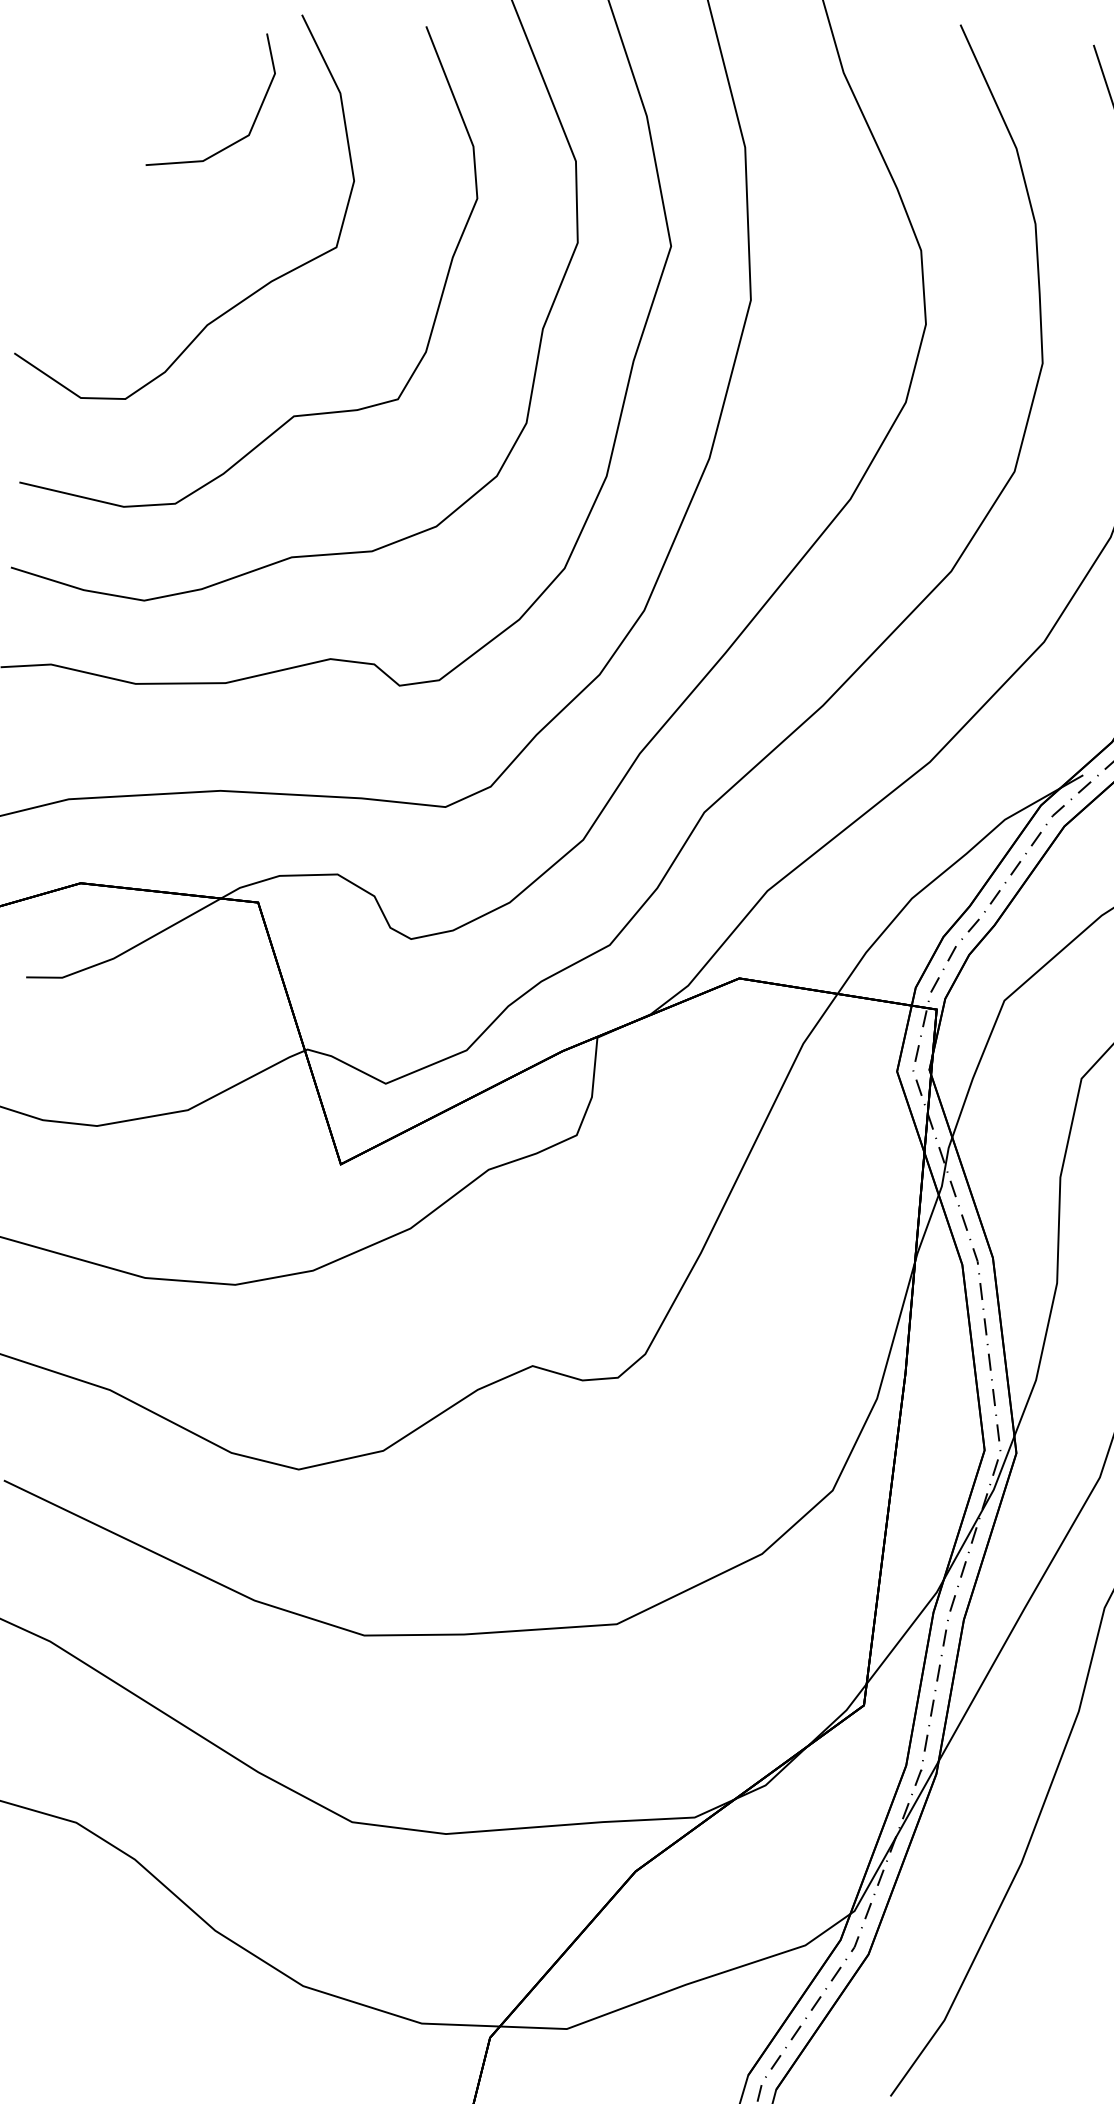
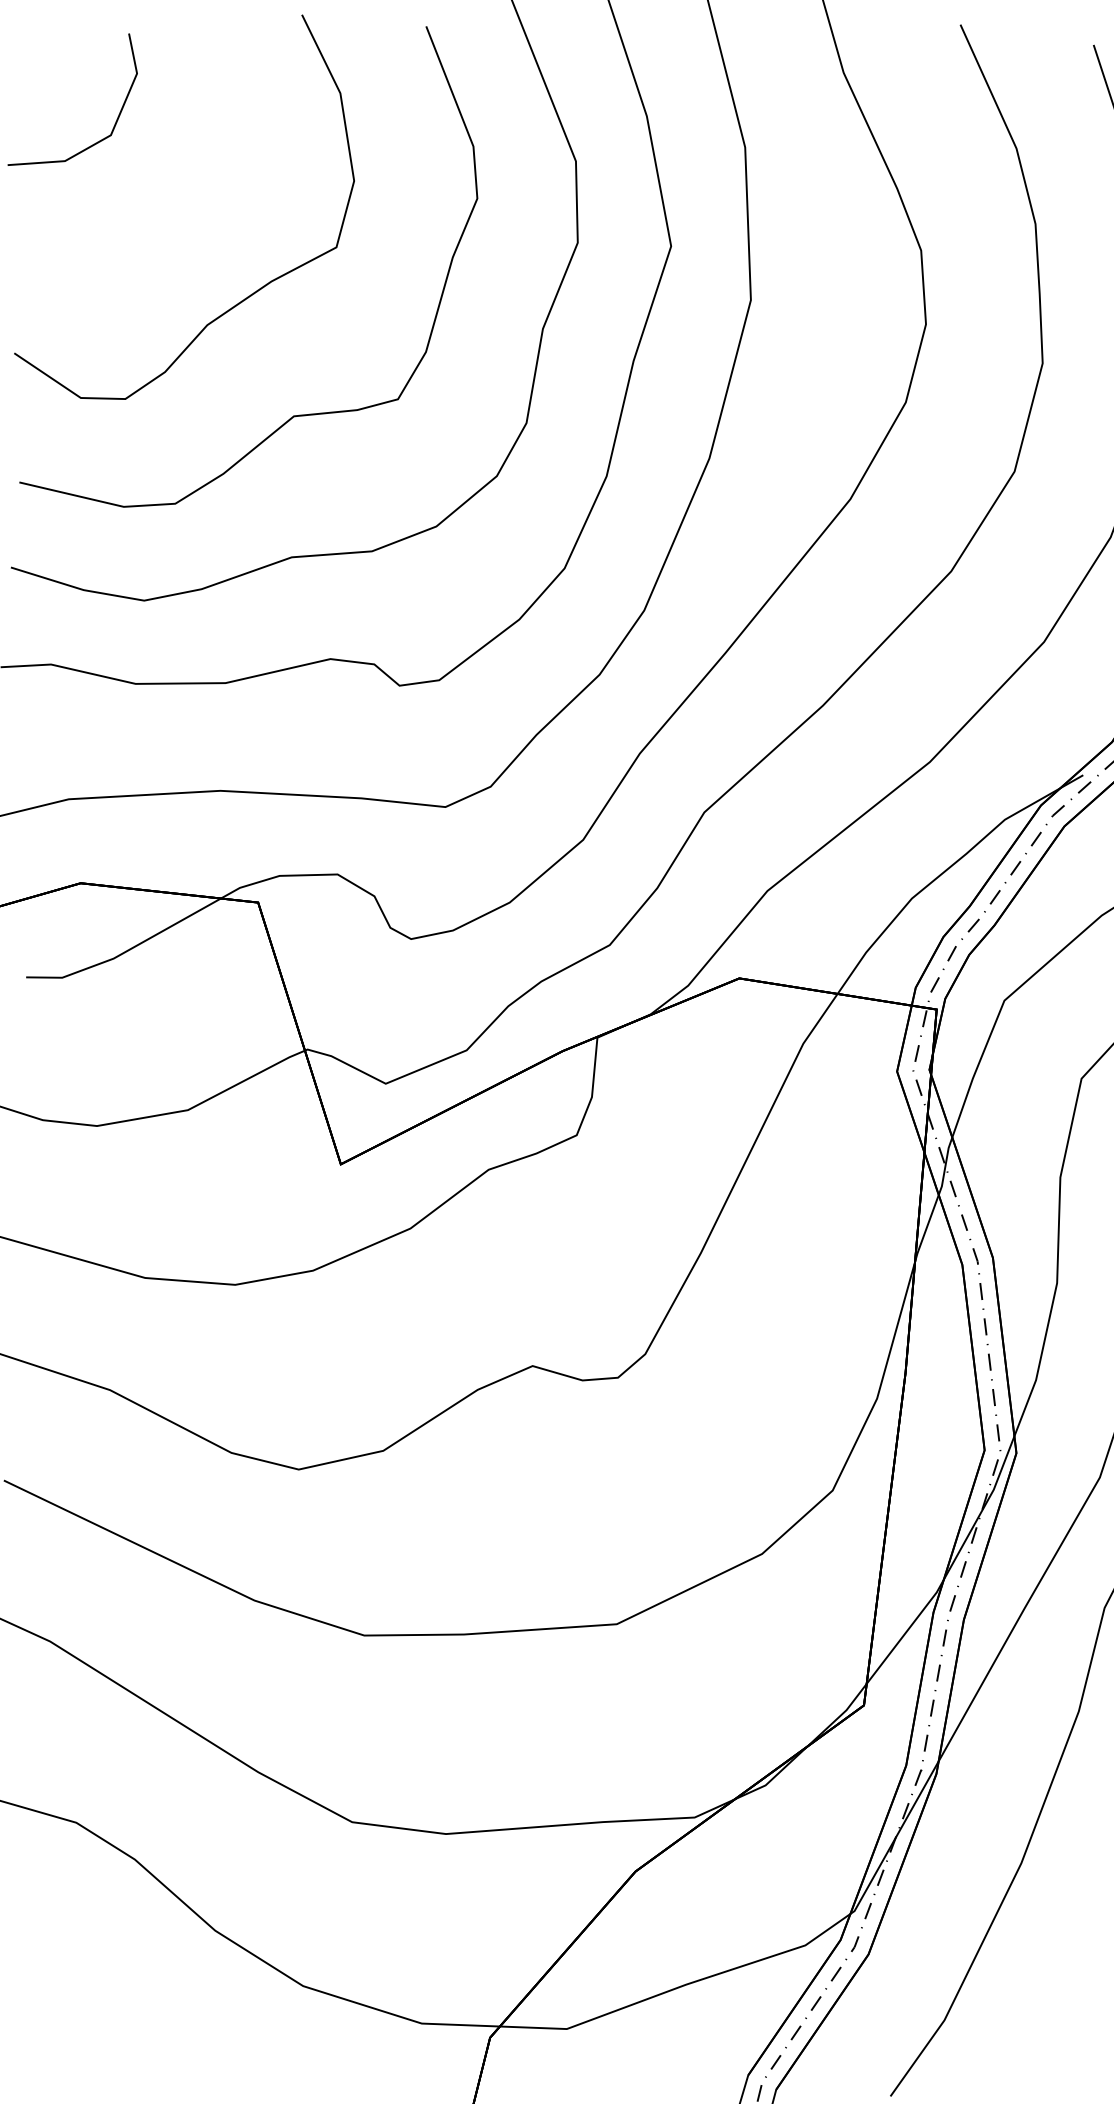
line position: (255, 116) -> (117, 116) (117, 116)
